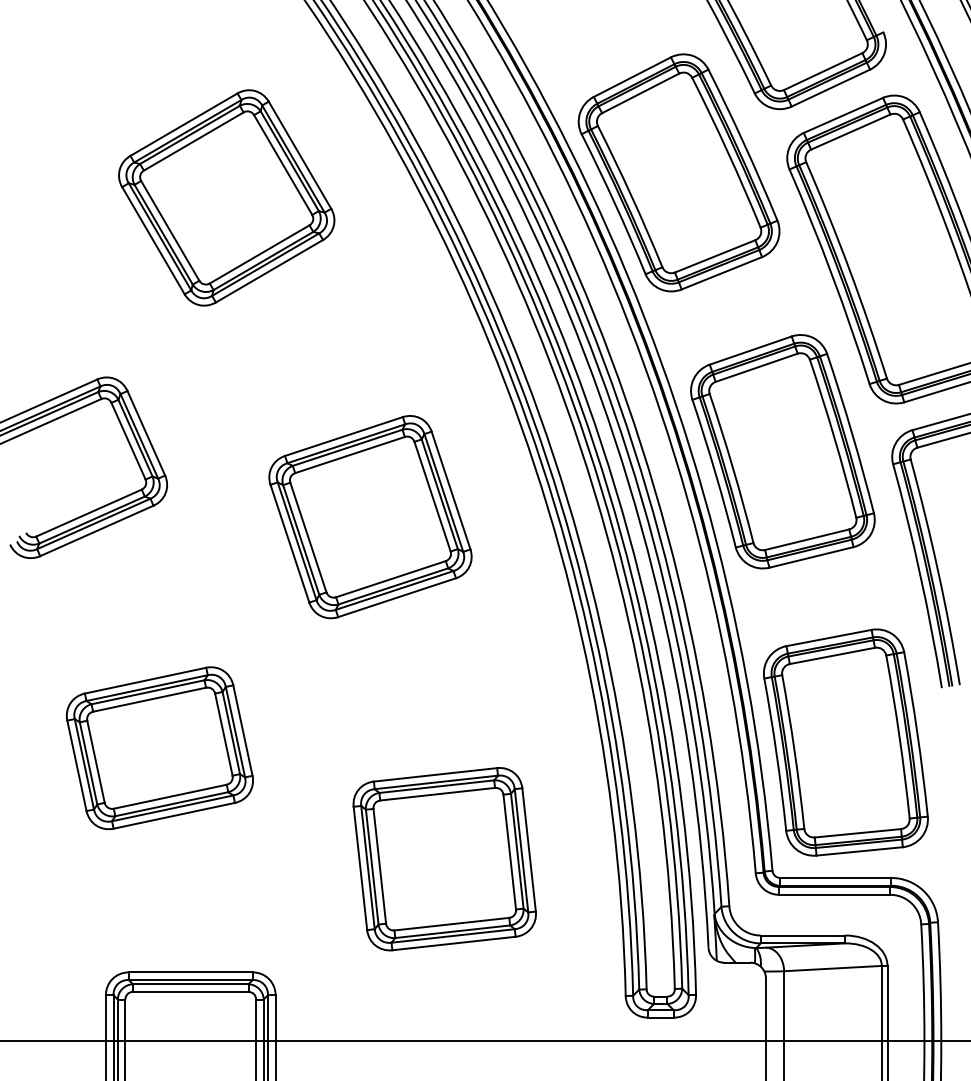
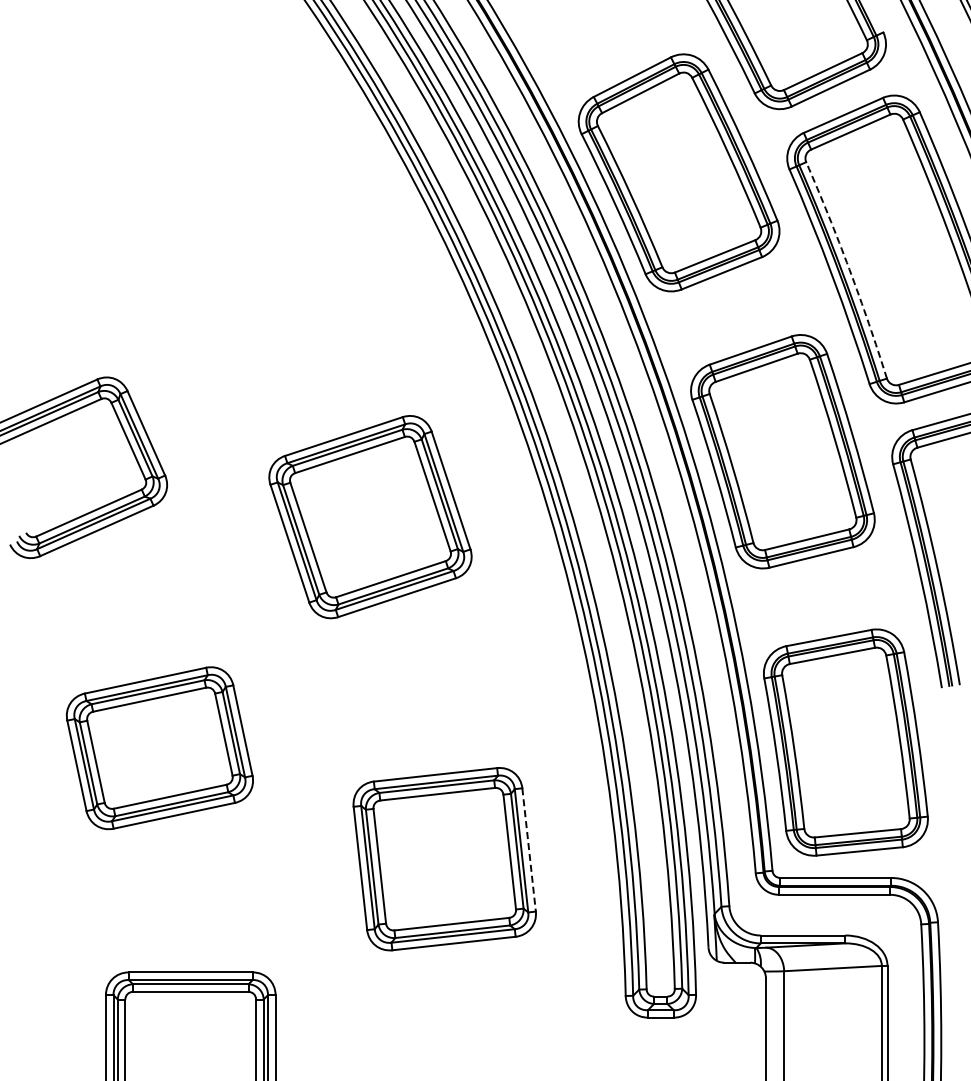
part: present -> none (226, 197)
arc: solid -> dashed (849, 269)
line: solid -> dashed (529, 850)
line: present -> none (484, 1041)
